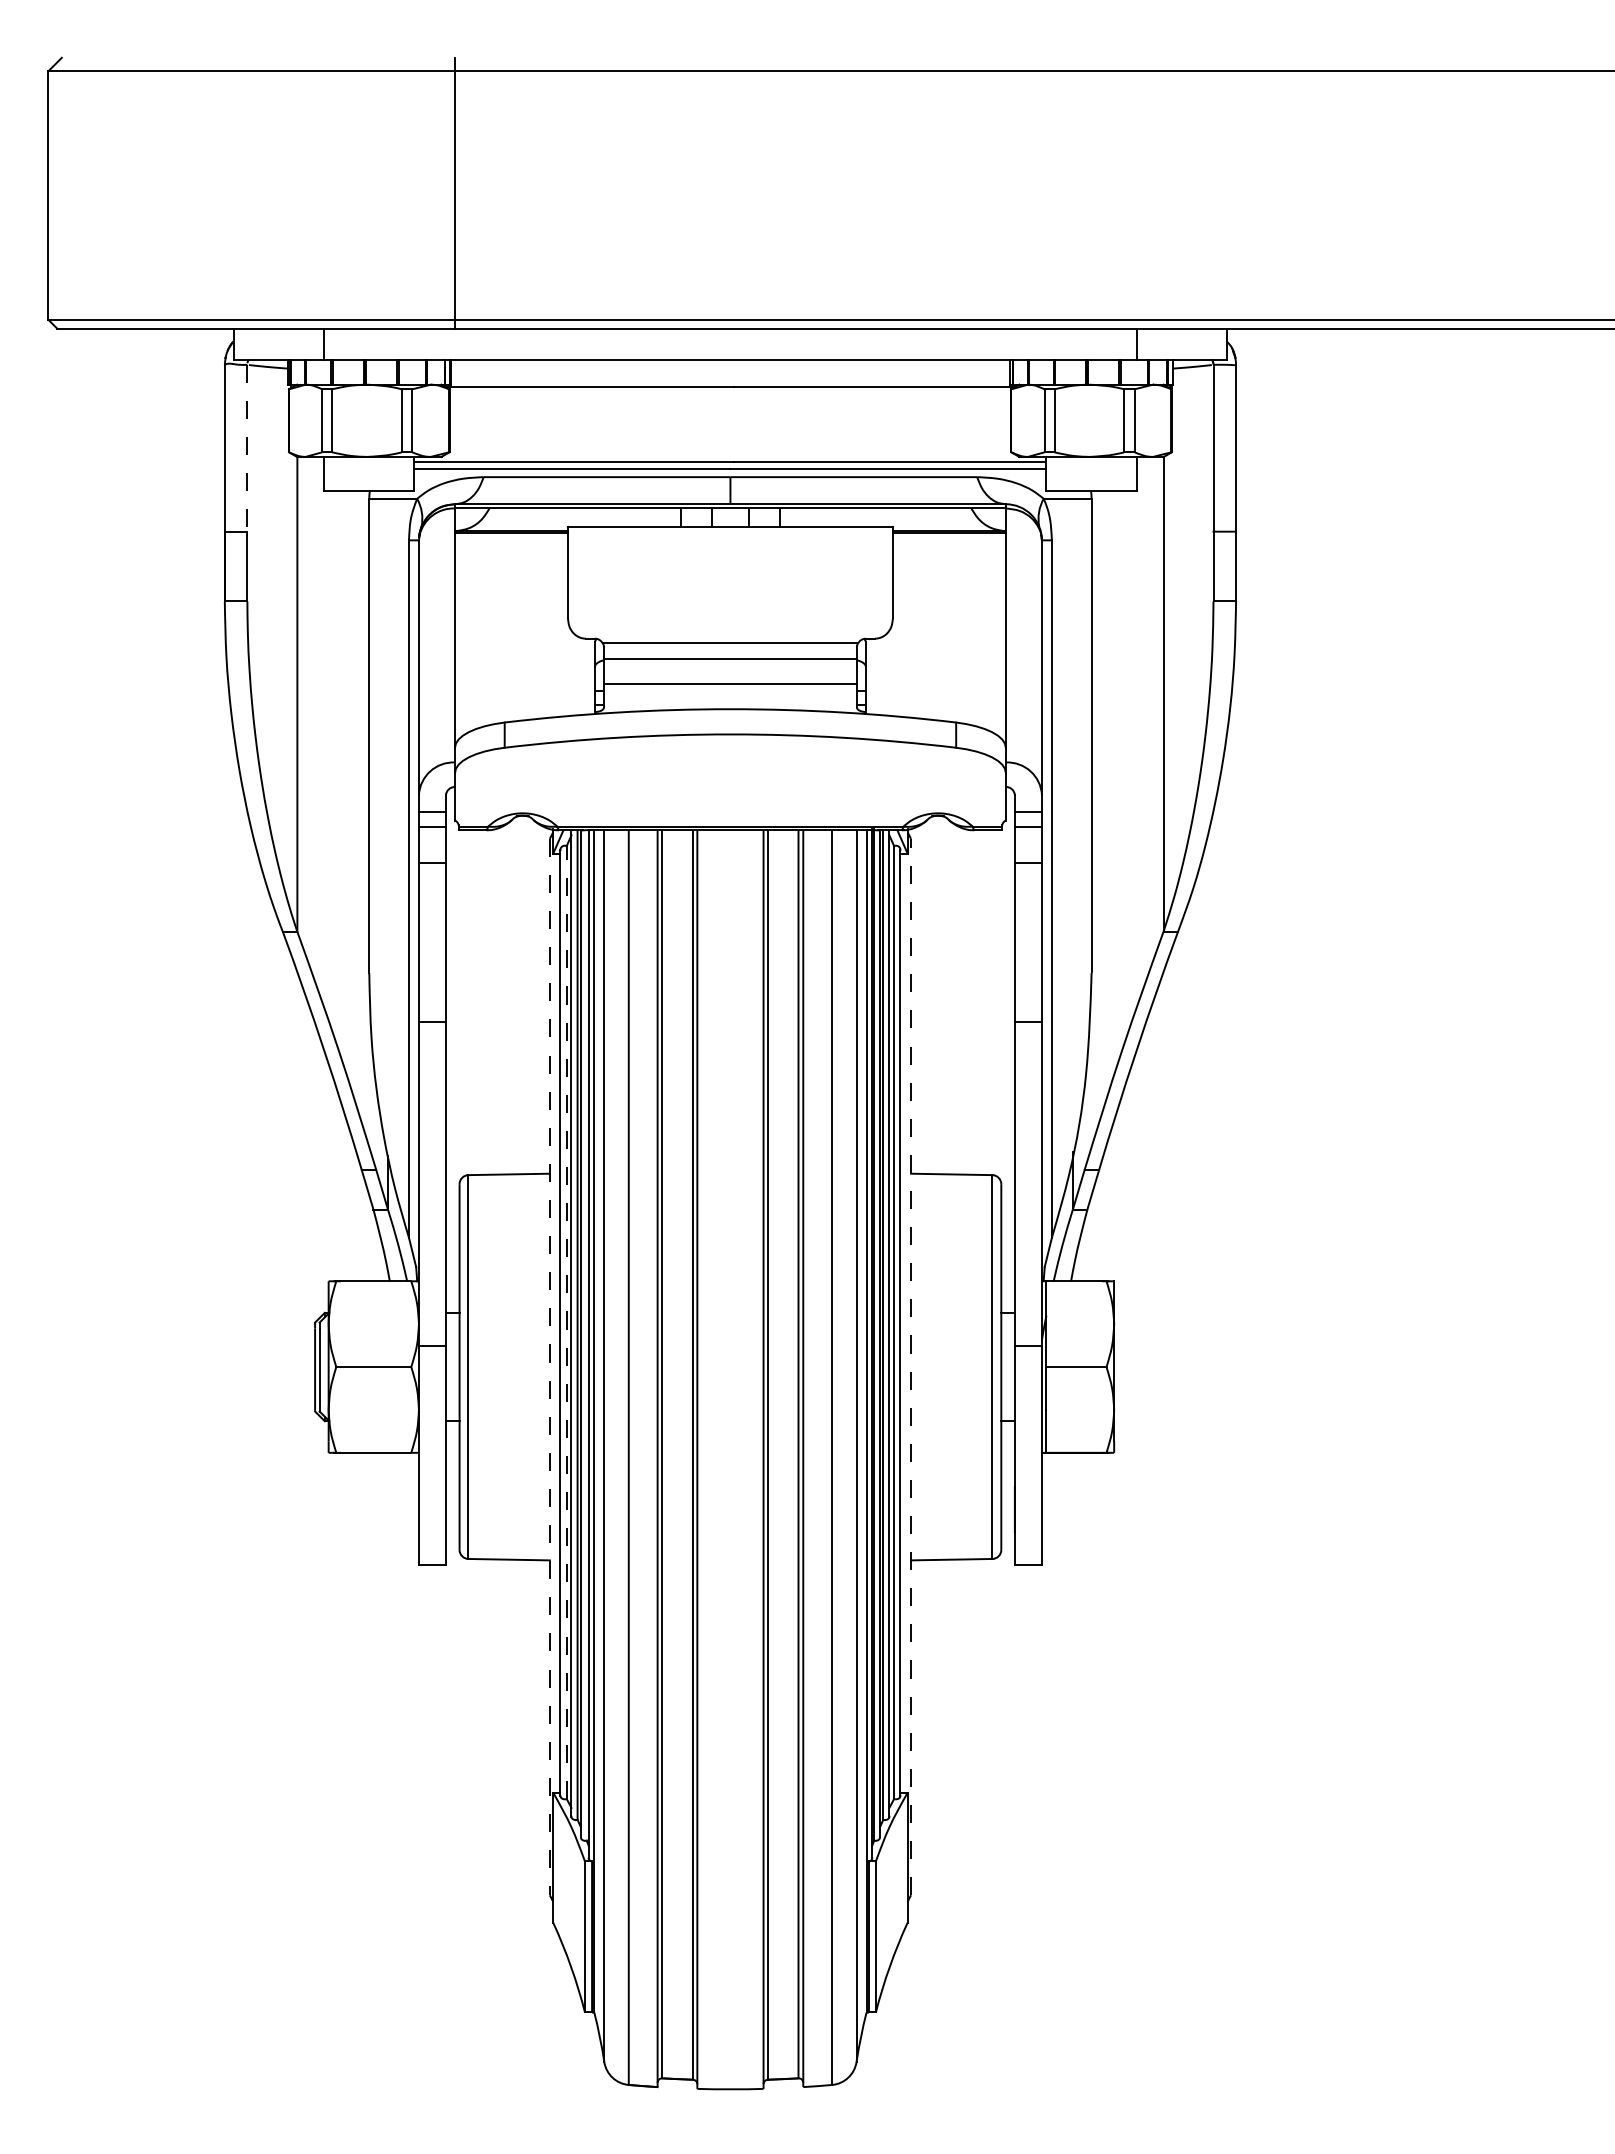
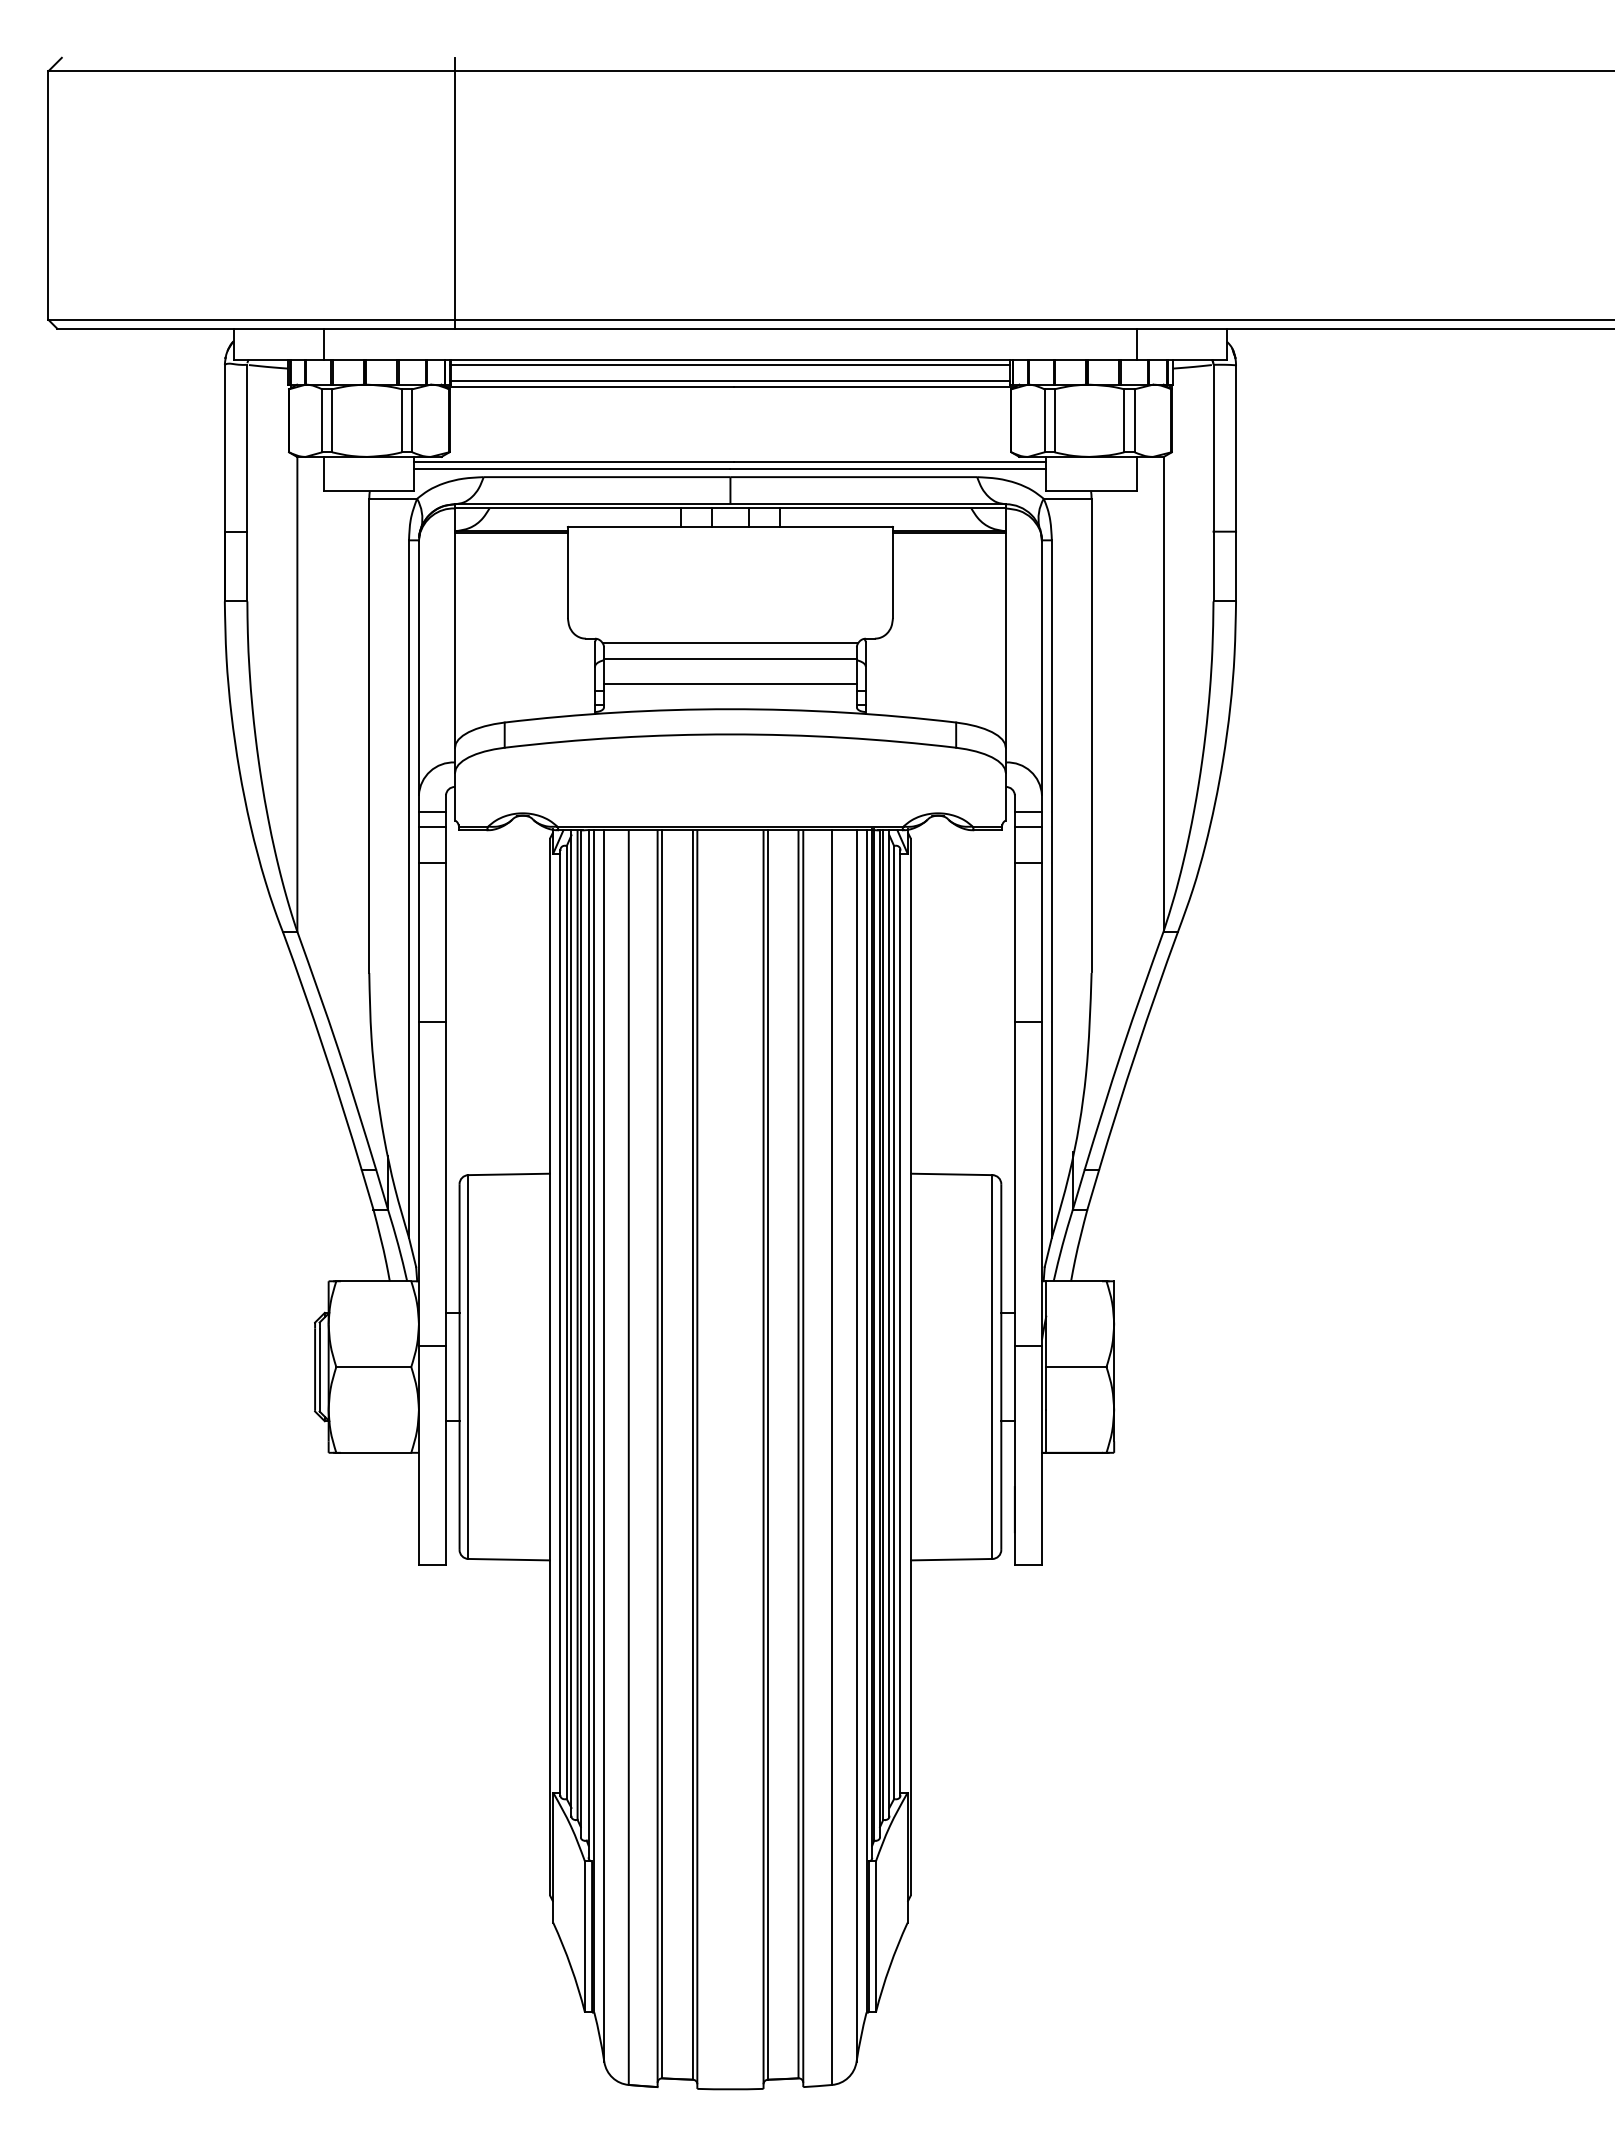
line: none -> present (730, 365)
line: none -> present (730, 380)
line: dashed -> solid (247, 448)
line: dashed -> solid (566, 1322)
line: dashed -> solid (911, 1366)
line: dashed -> solid (549, 1367)
